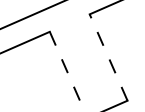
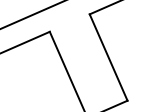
line: dashed -> solid (108, 57)
line: dashed -> solid (67, 71)
